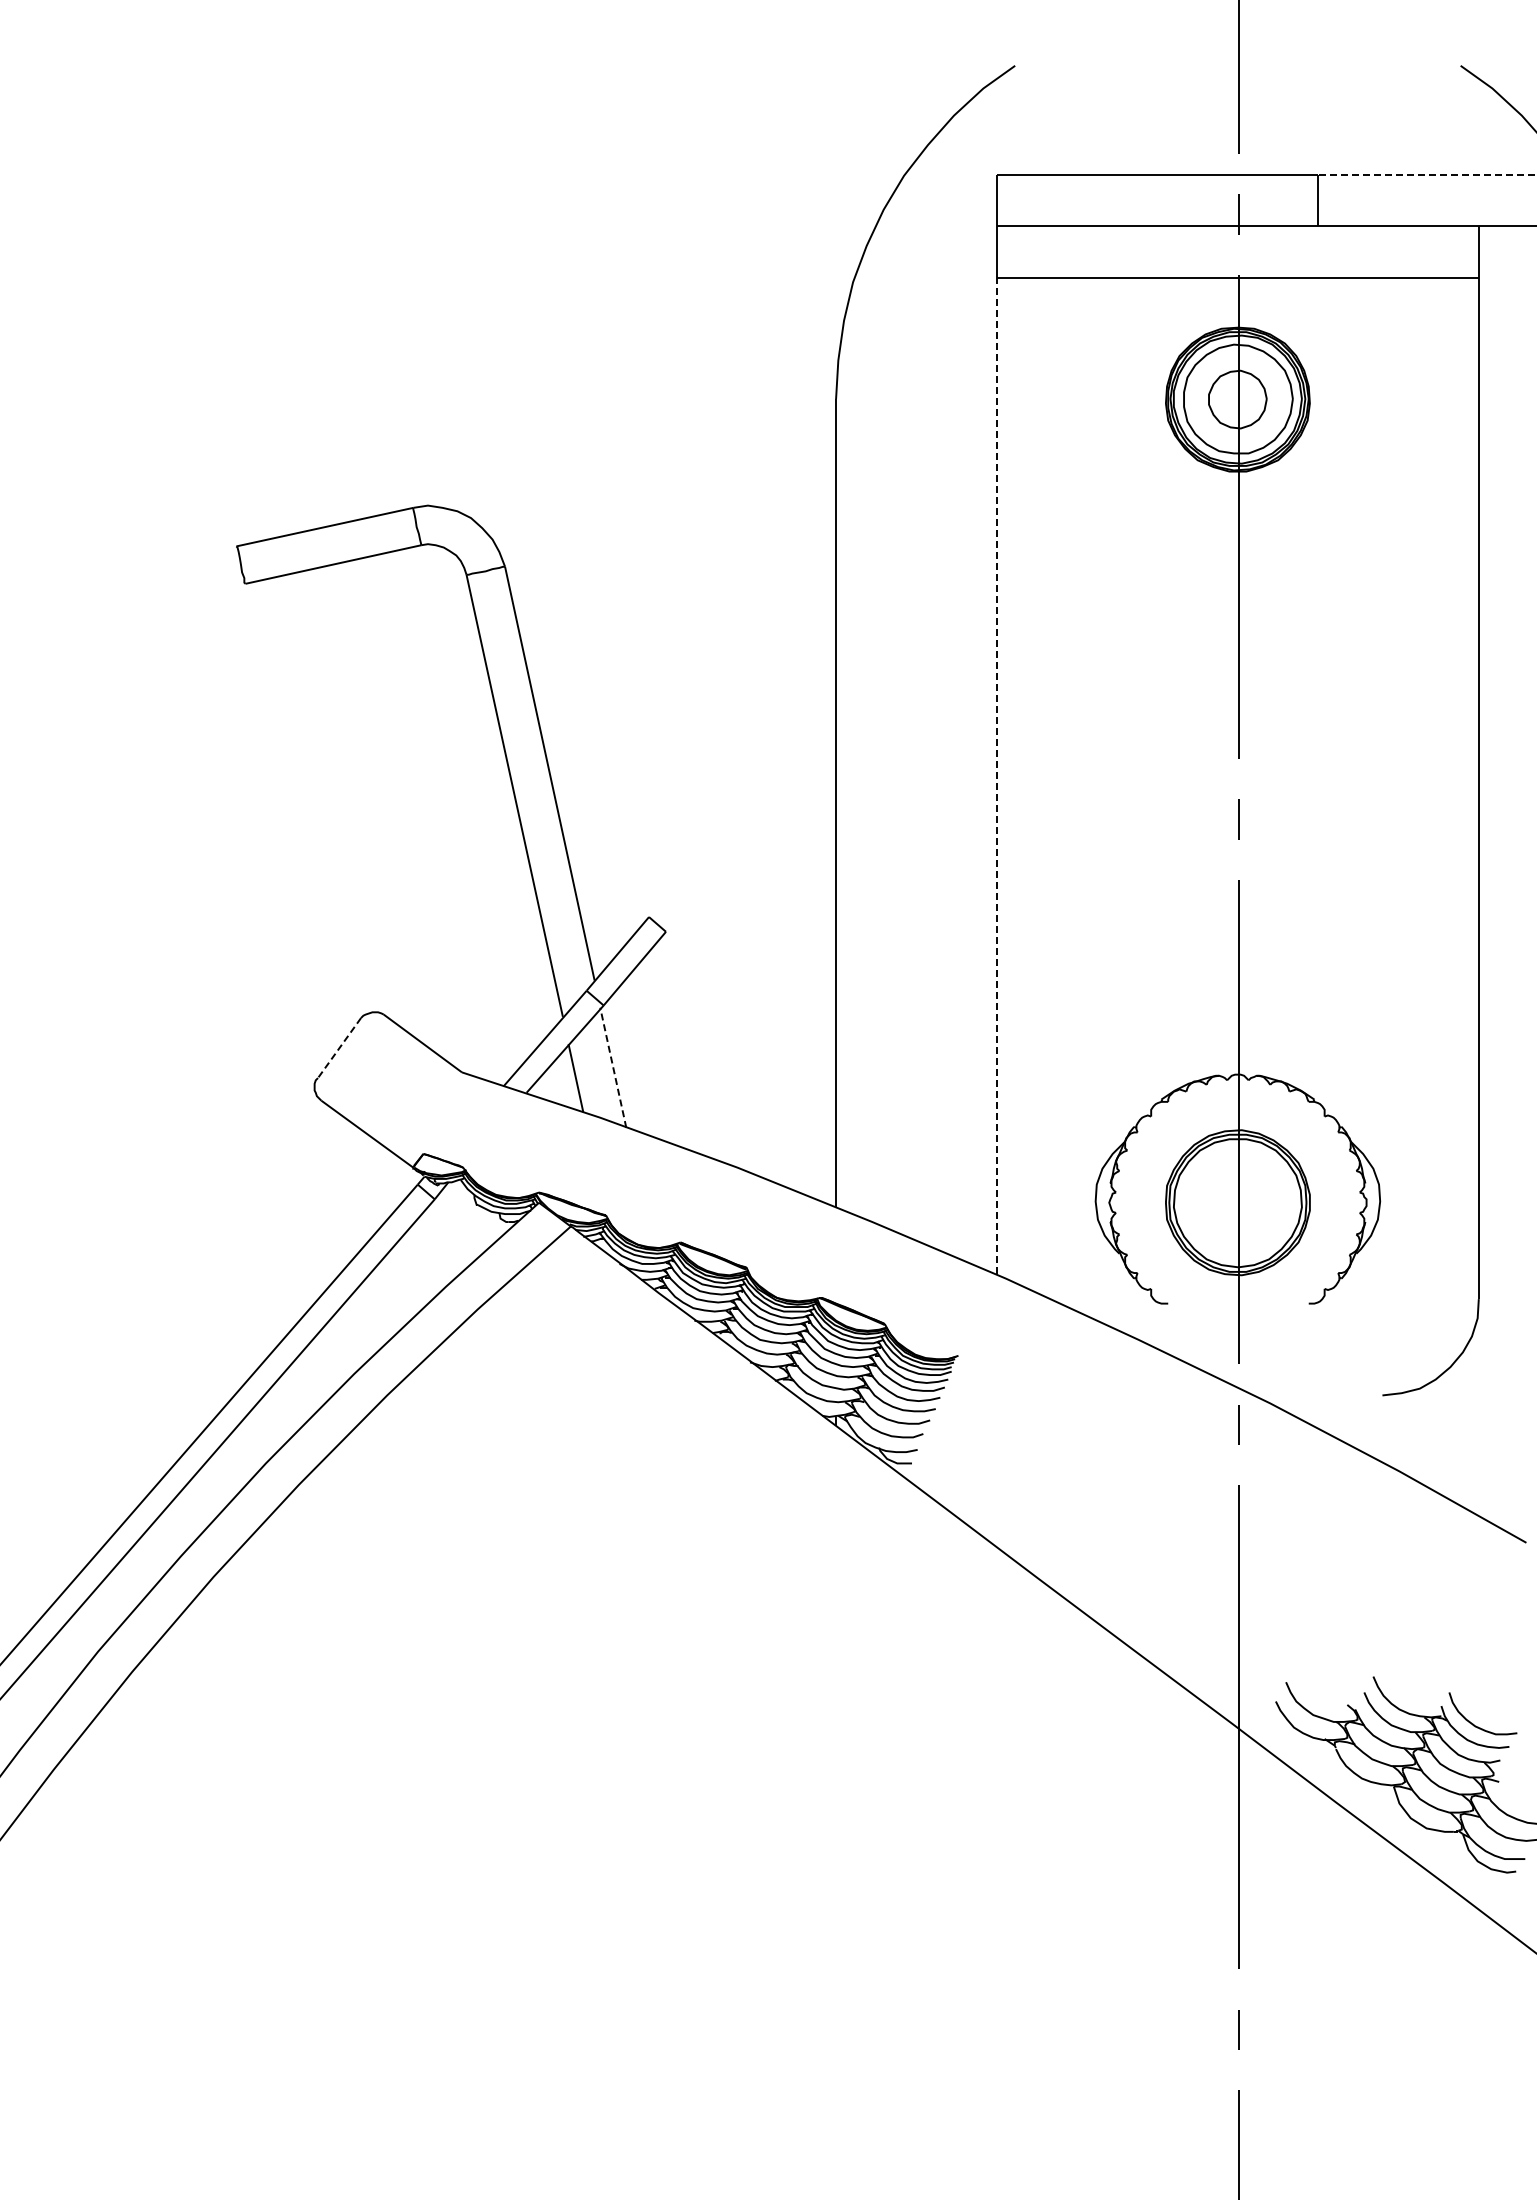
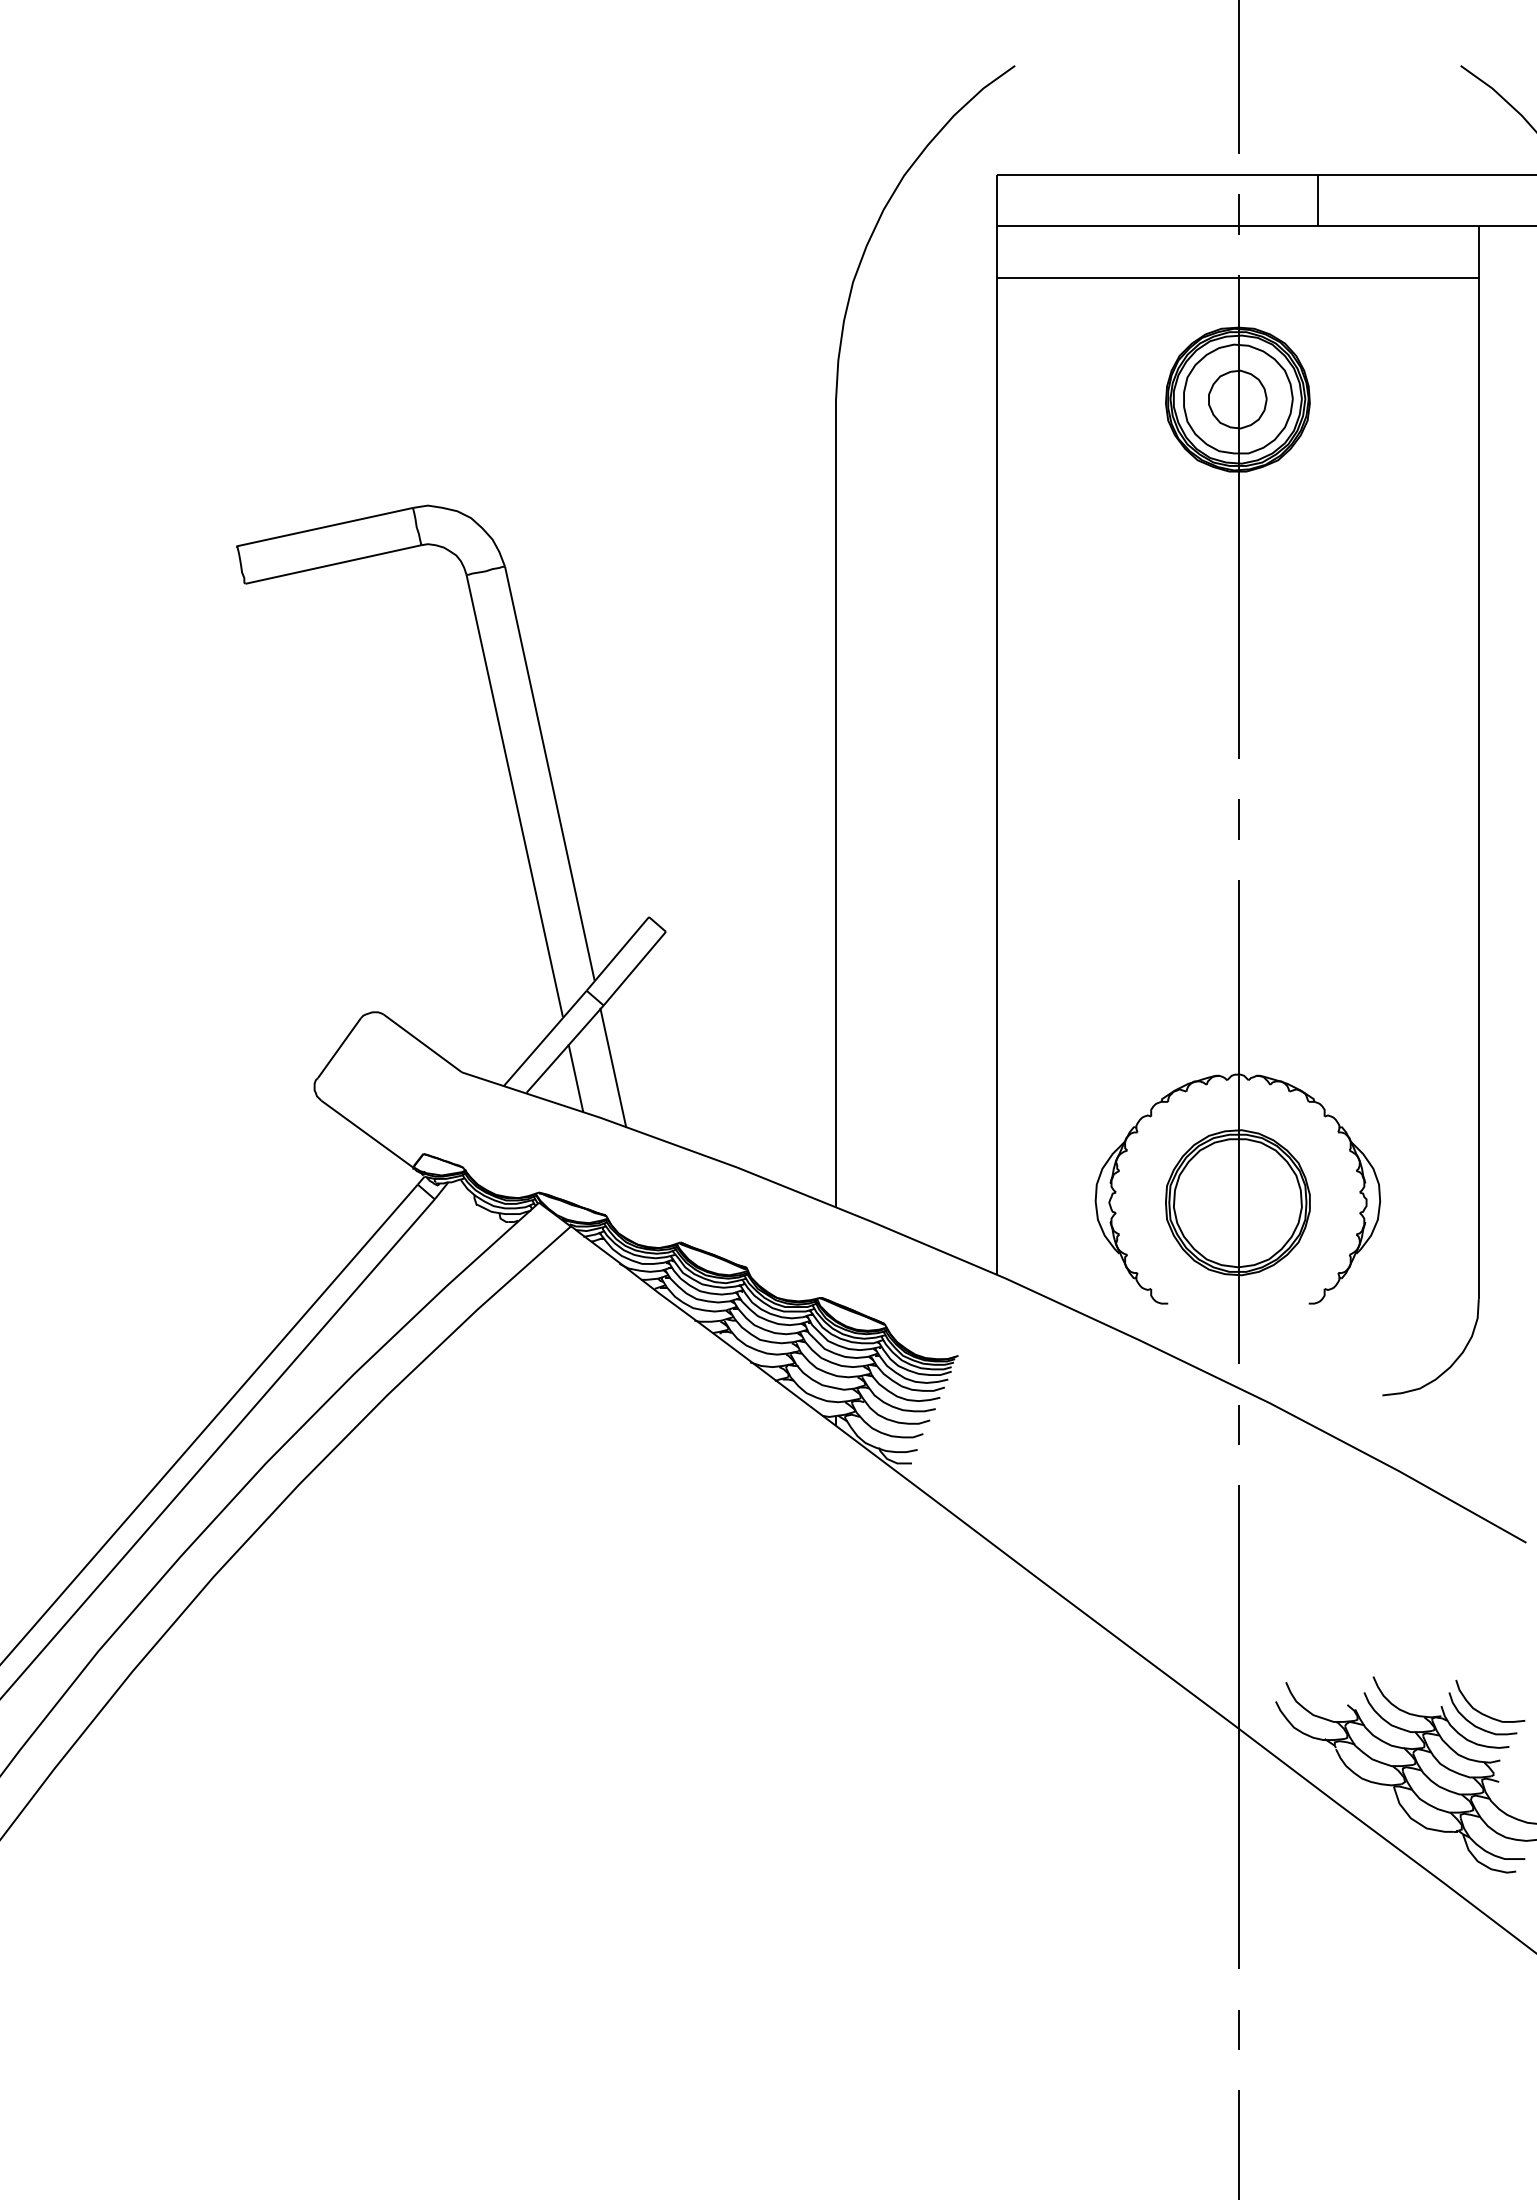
line: dashed -> solid (1426, 174)
line: dashed -> solid (997, 775)
line: dashed -> solid (339, 1048)
line: dashed -> solid (613, 1067)
curve: none -> present (1486, 1714)
